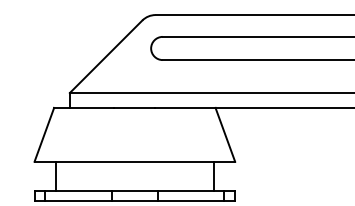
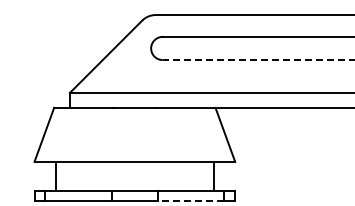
line: solid -> dashed (258, 60)
line: solid -> dashed (190, 200)
